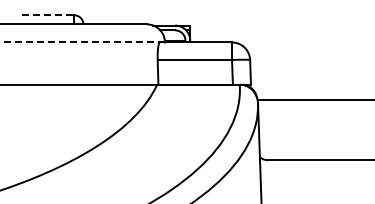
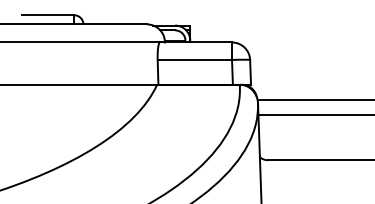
line: dashed -> solid (48, 15)
line: dashed -> solid (82, 41)
line: none -> present (314, 114)
